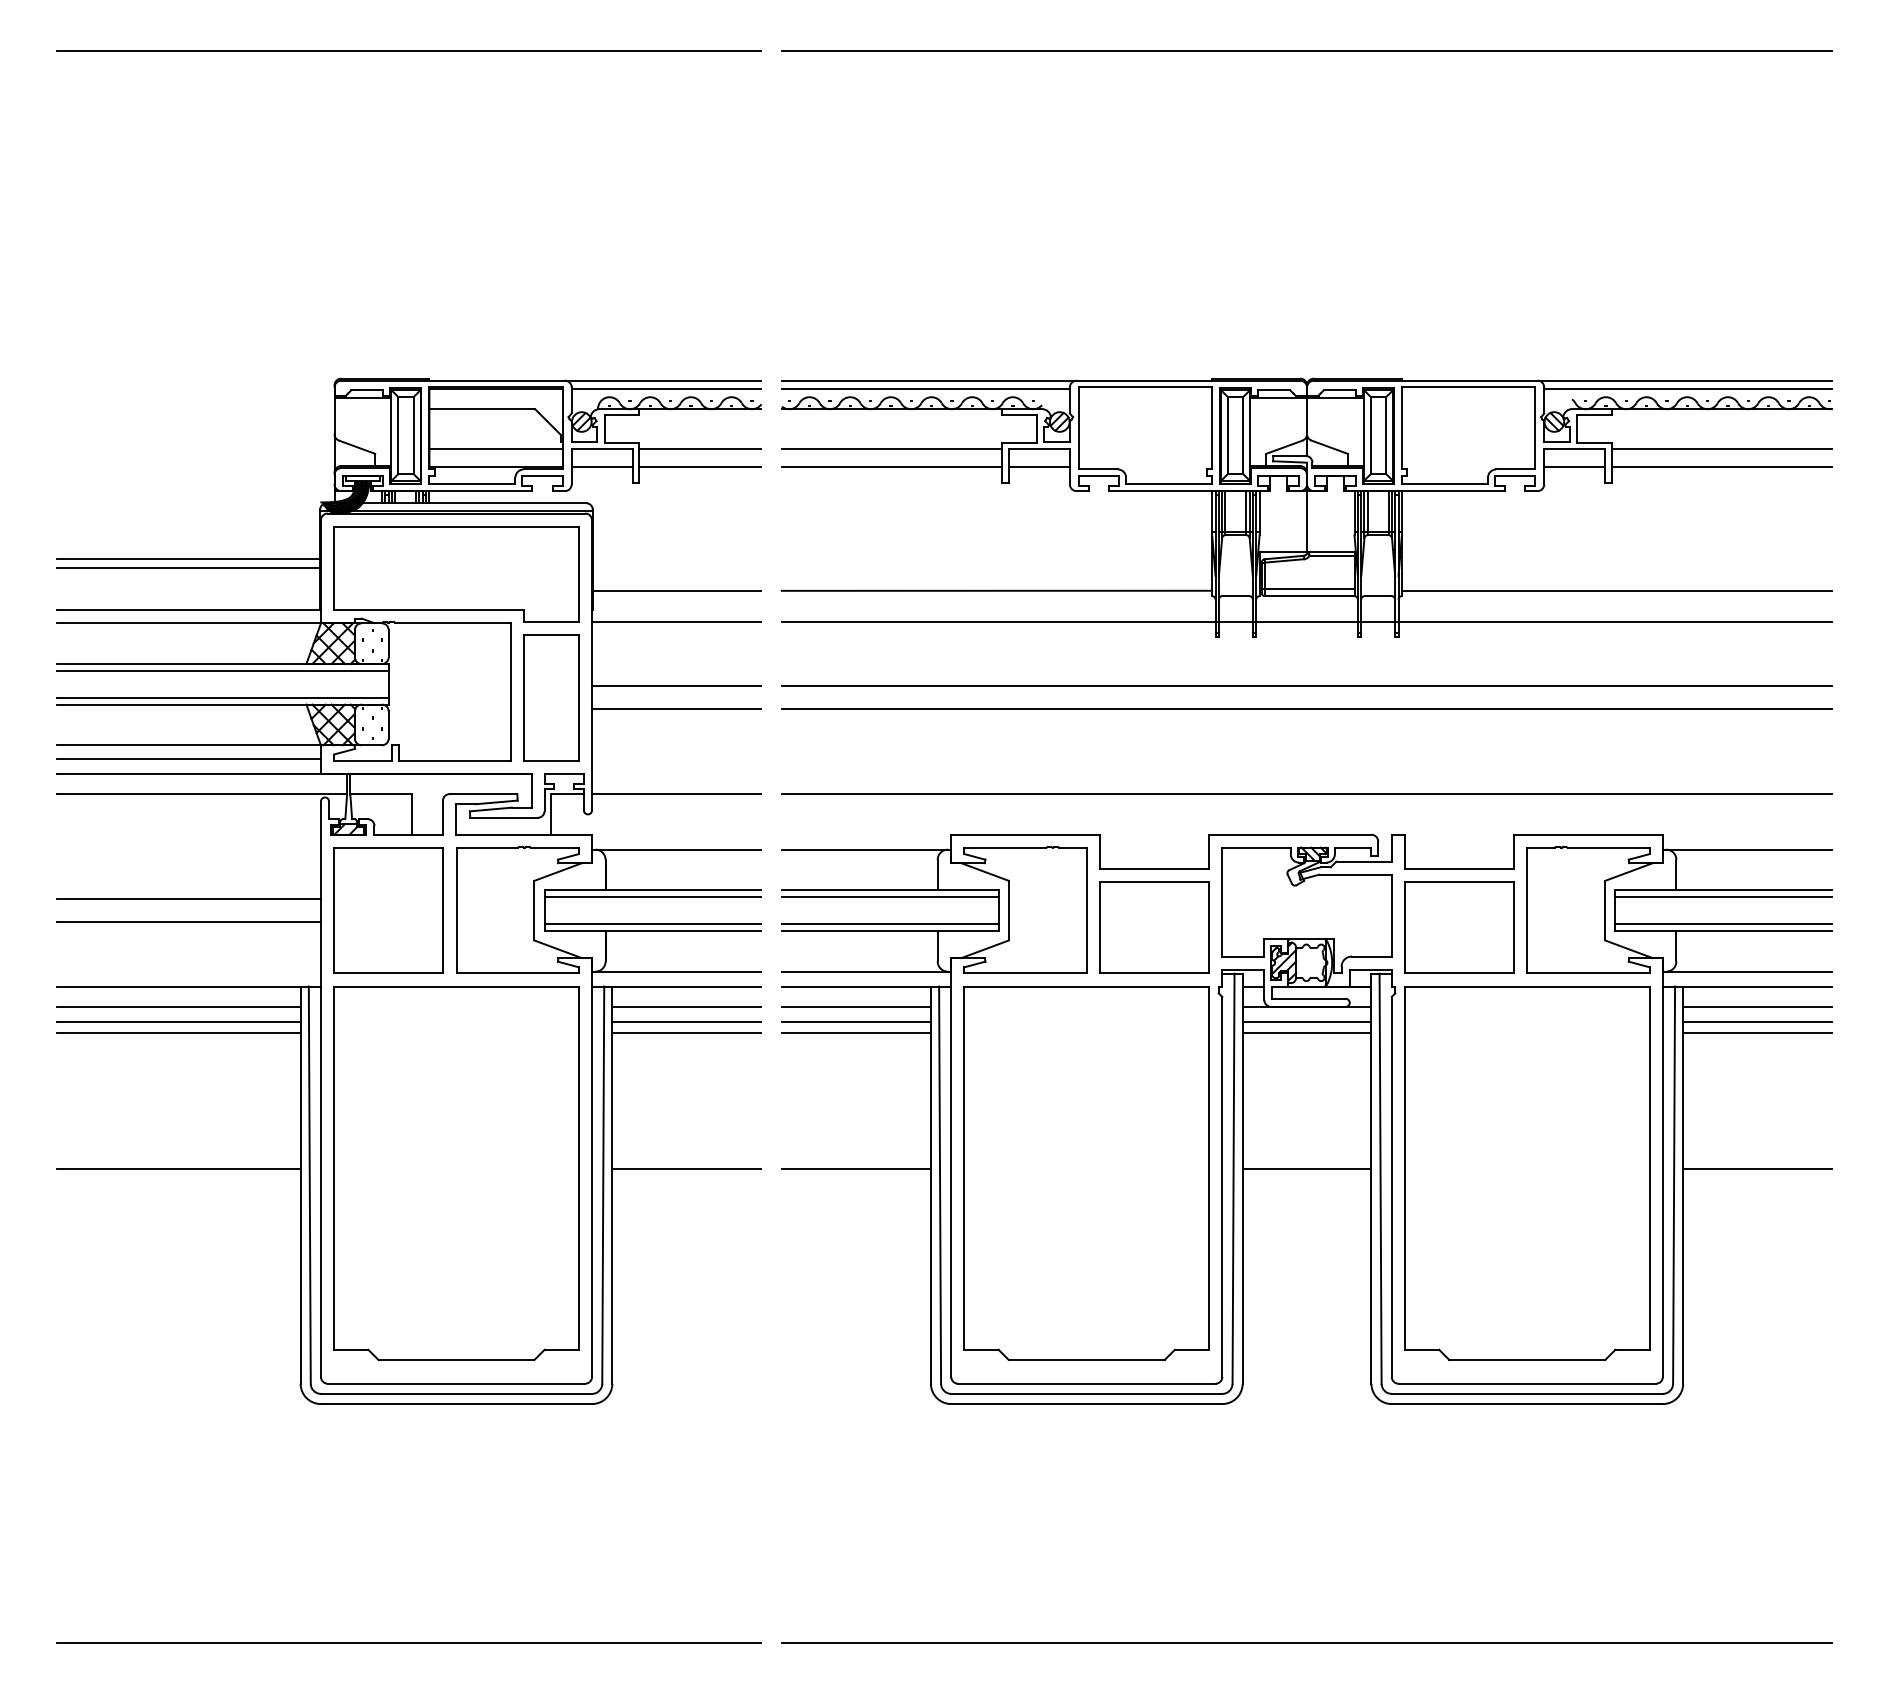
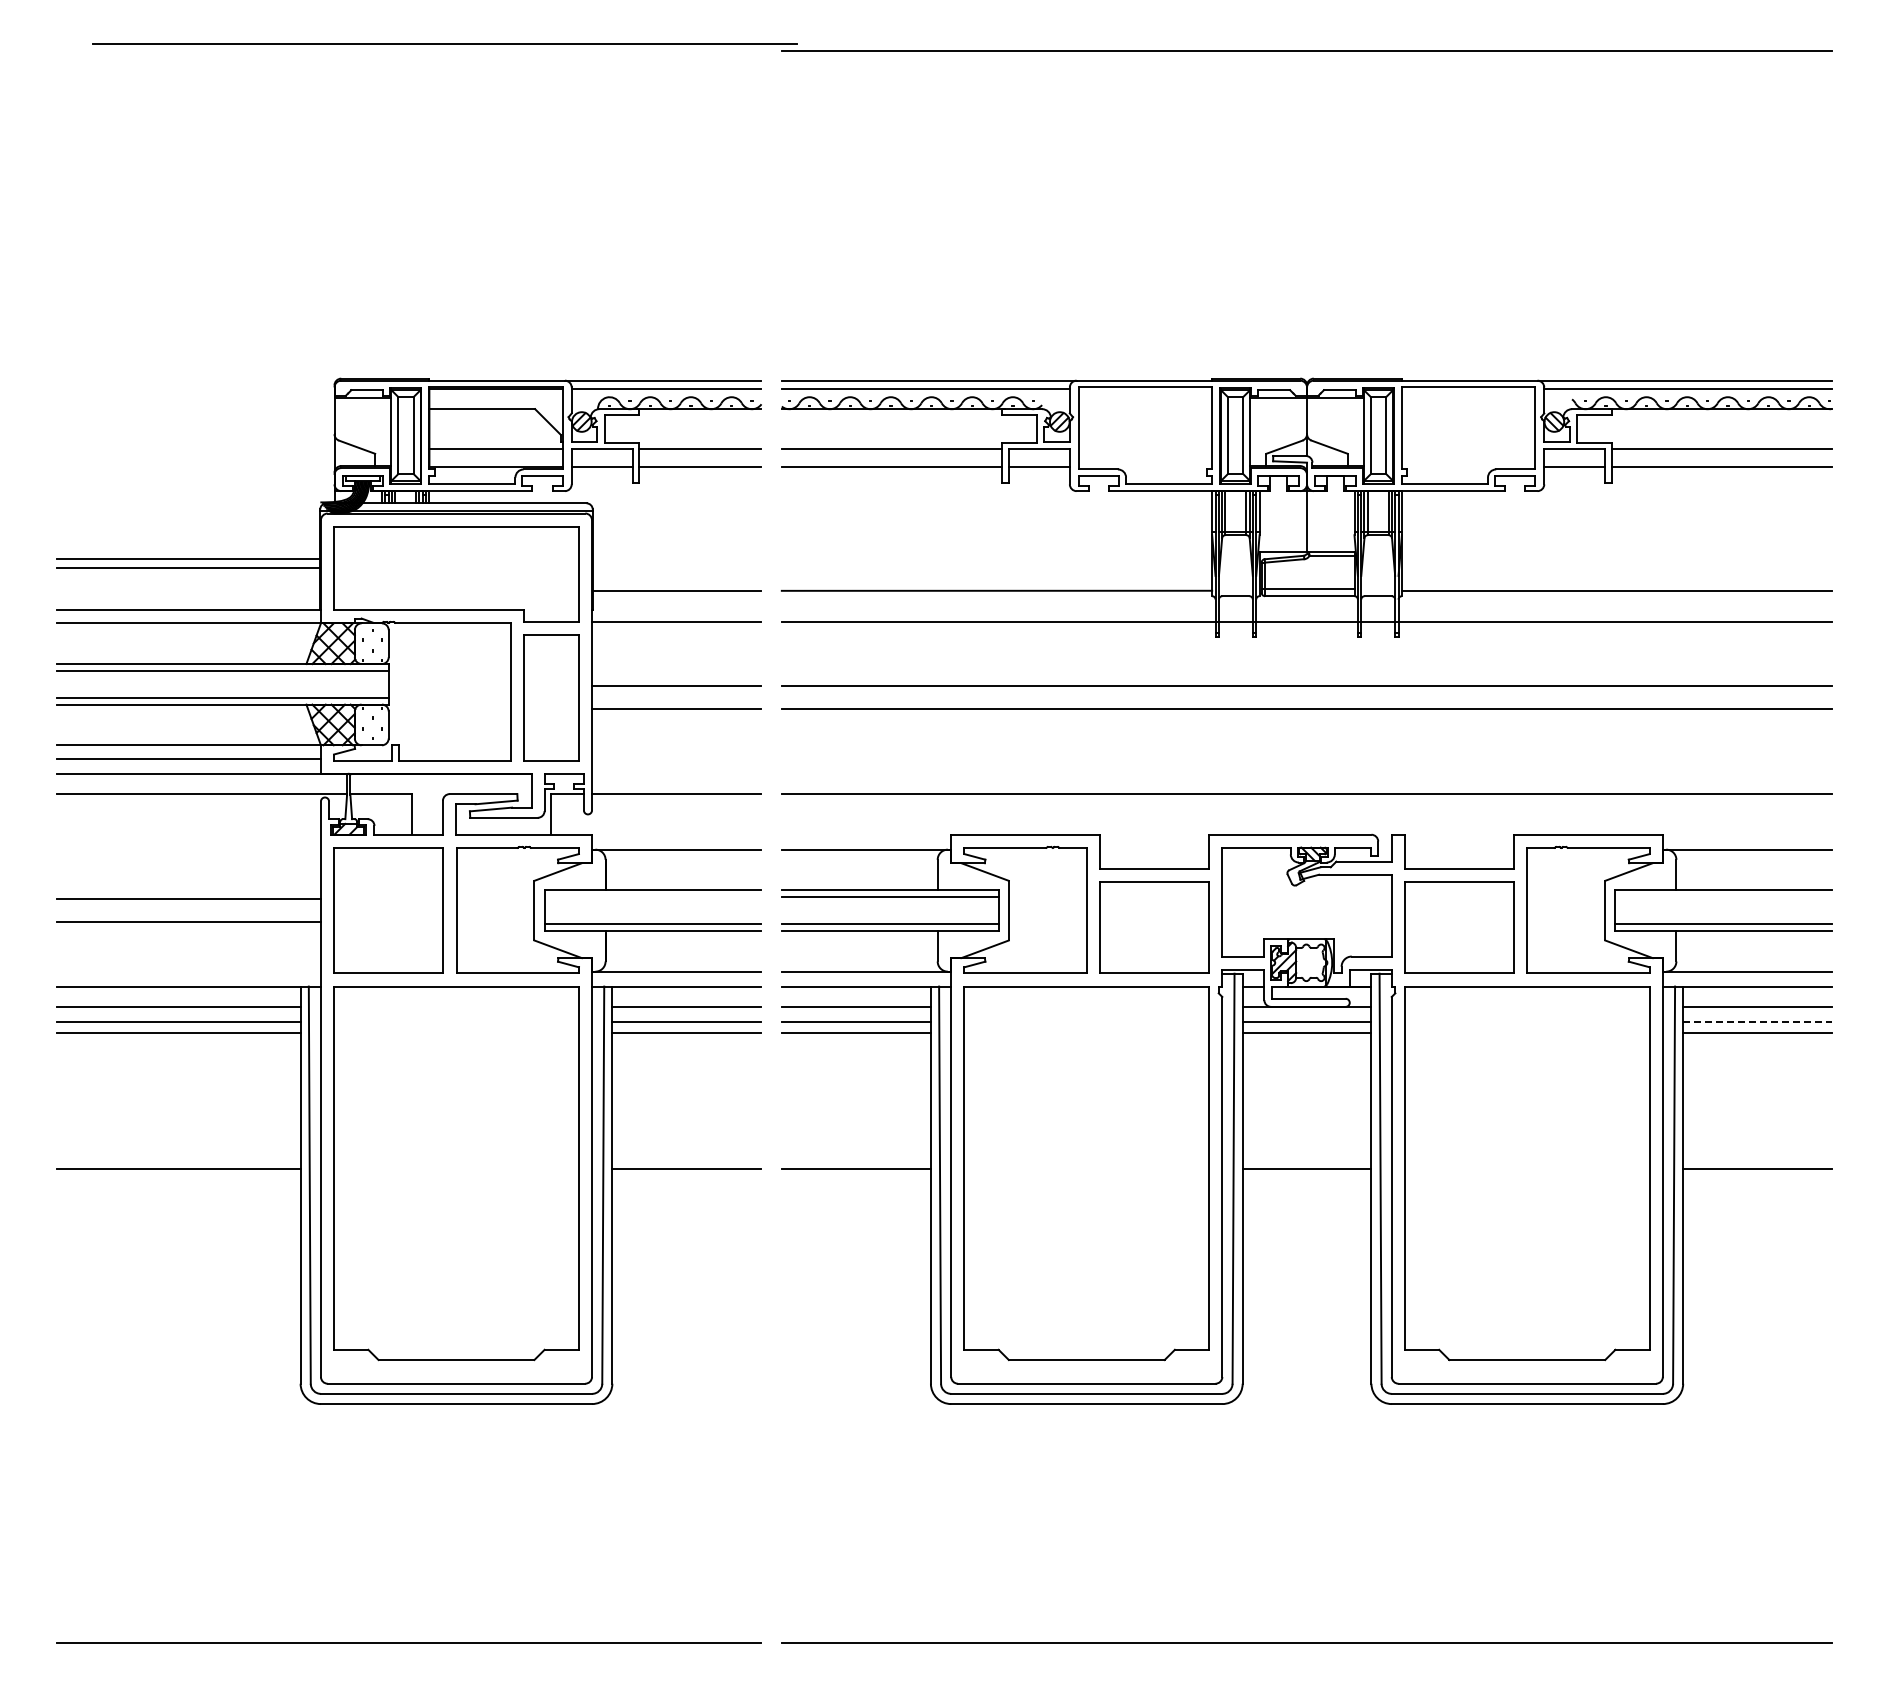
line position: (408, 50) -> (444, 43) (444, 43)
line: present -> none (652, 897)
line: present -> none (1723, 897)
line: solid -> dashed (1757, 1022)
